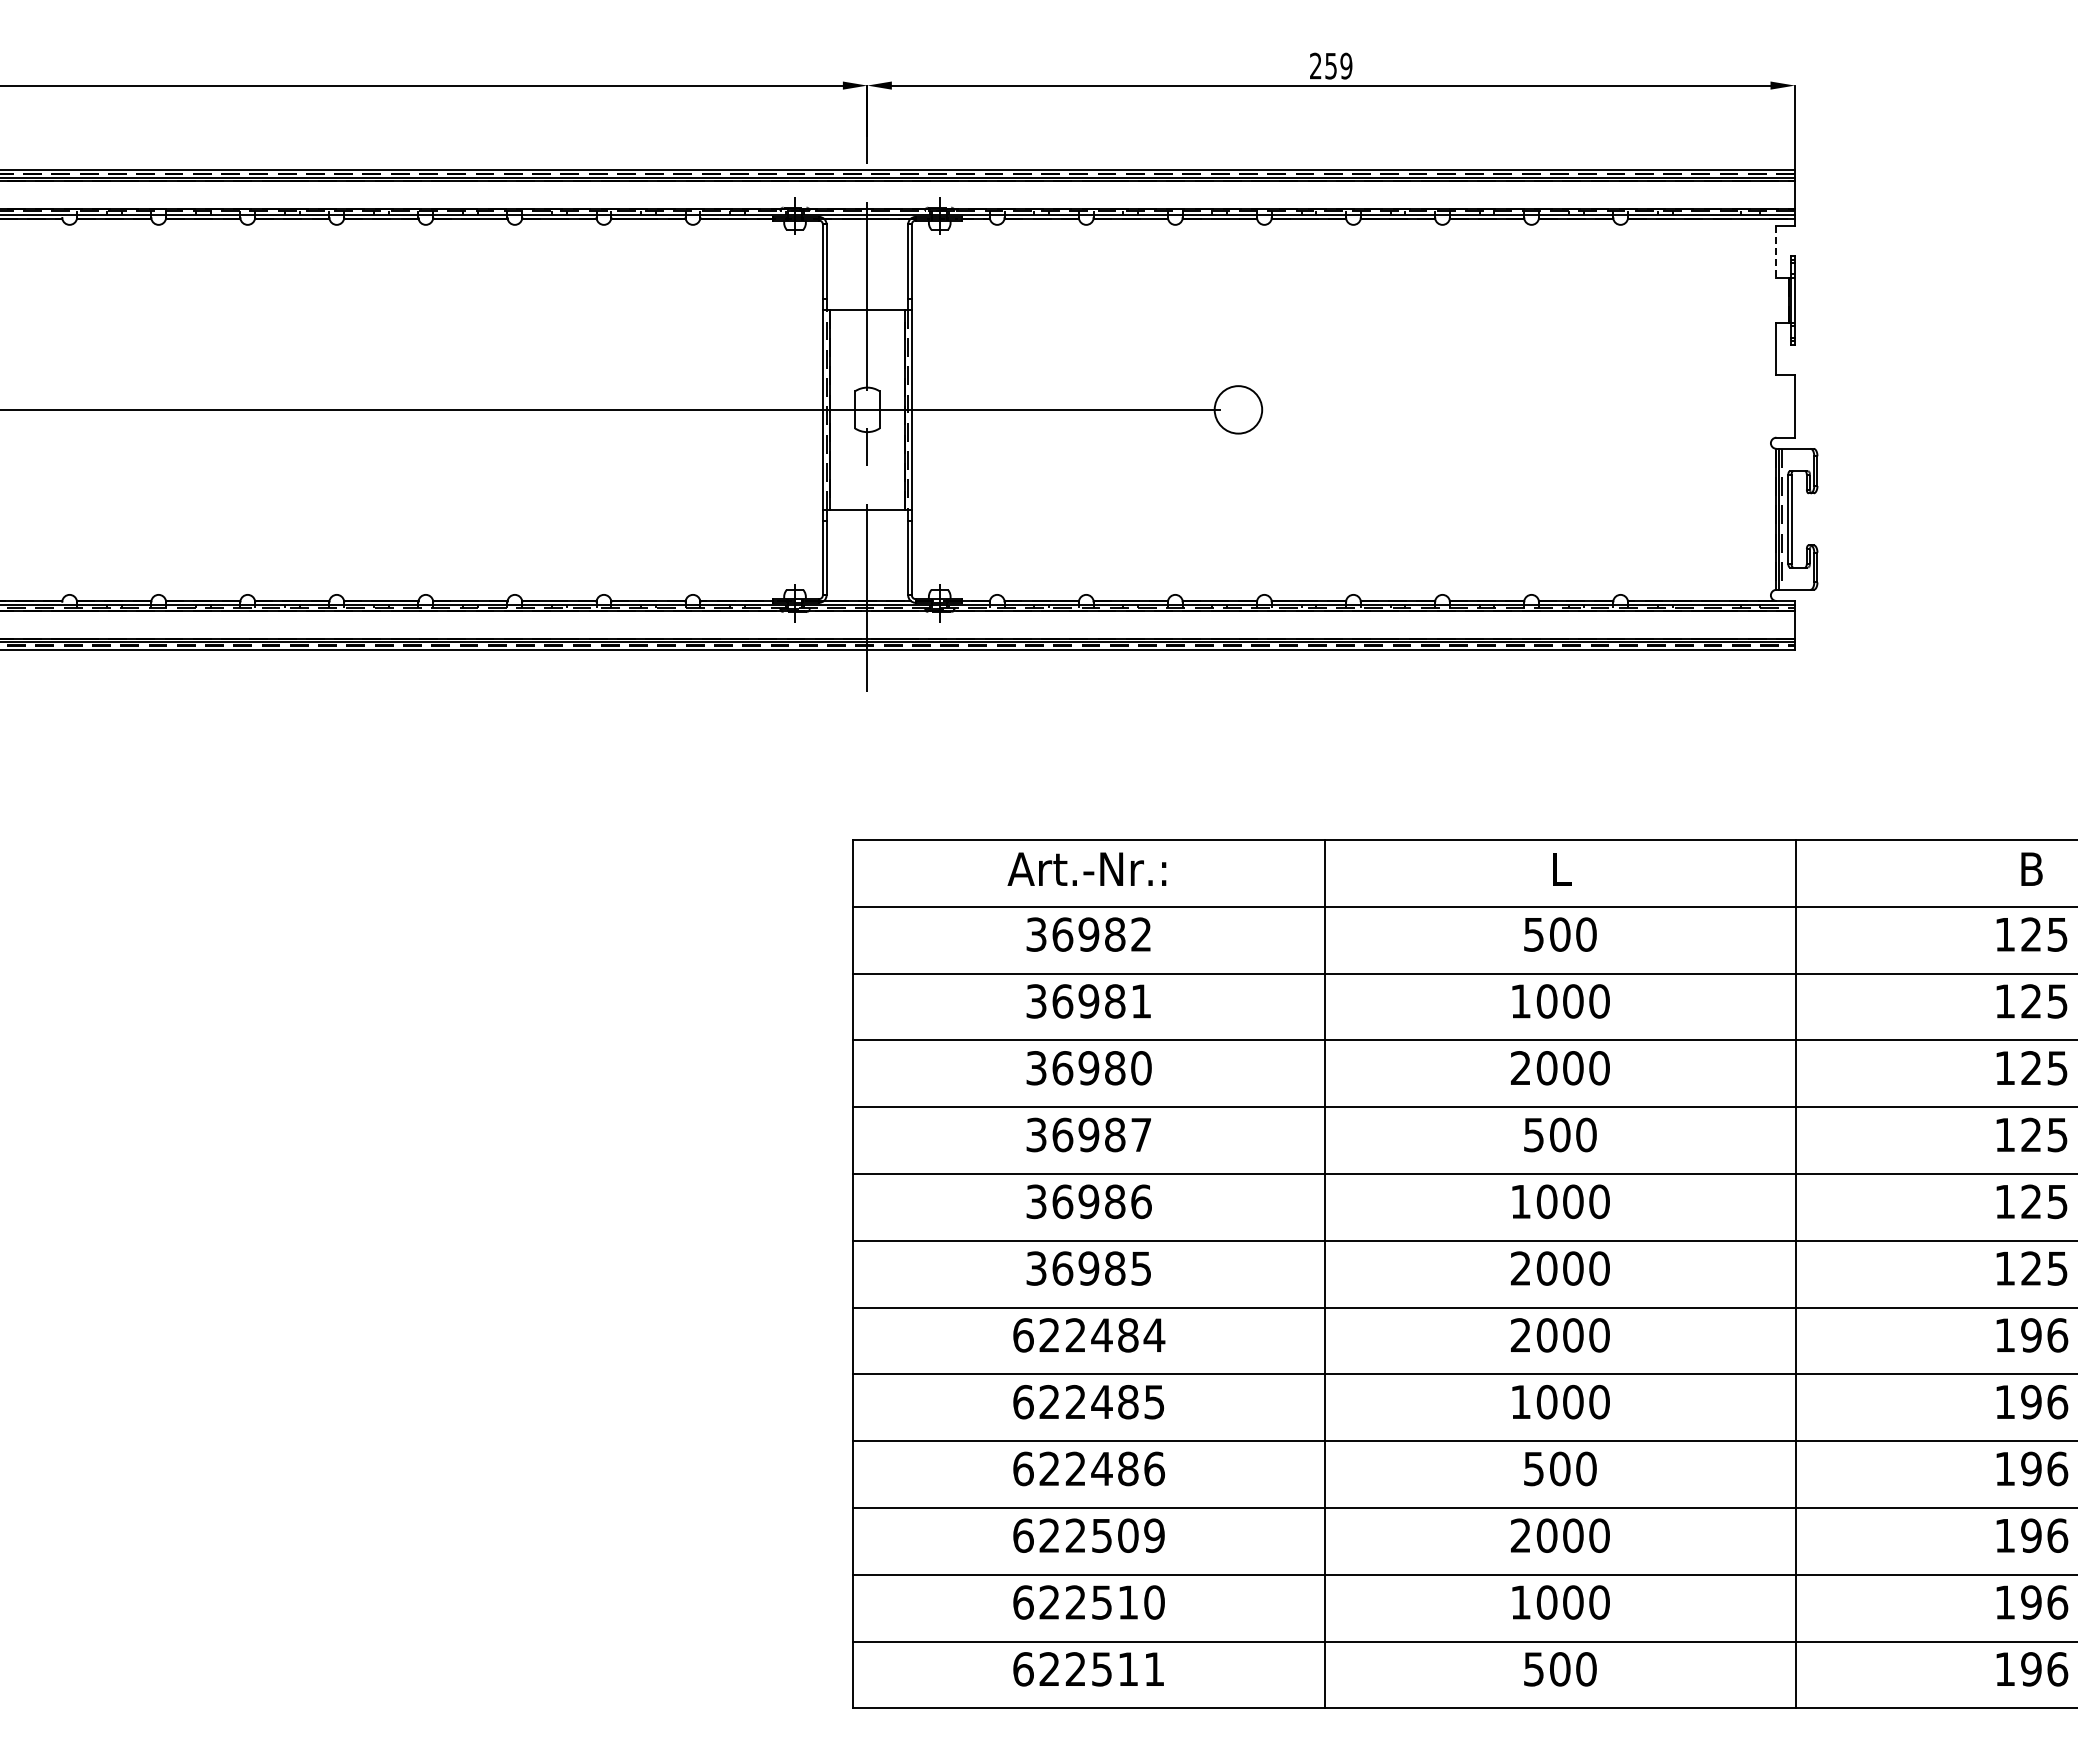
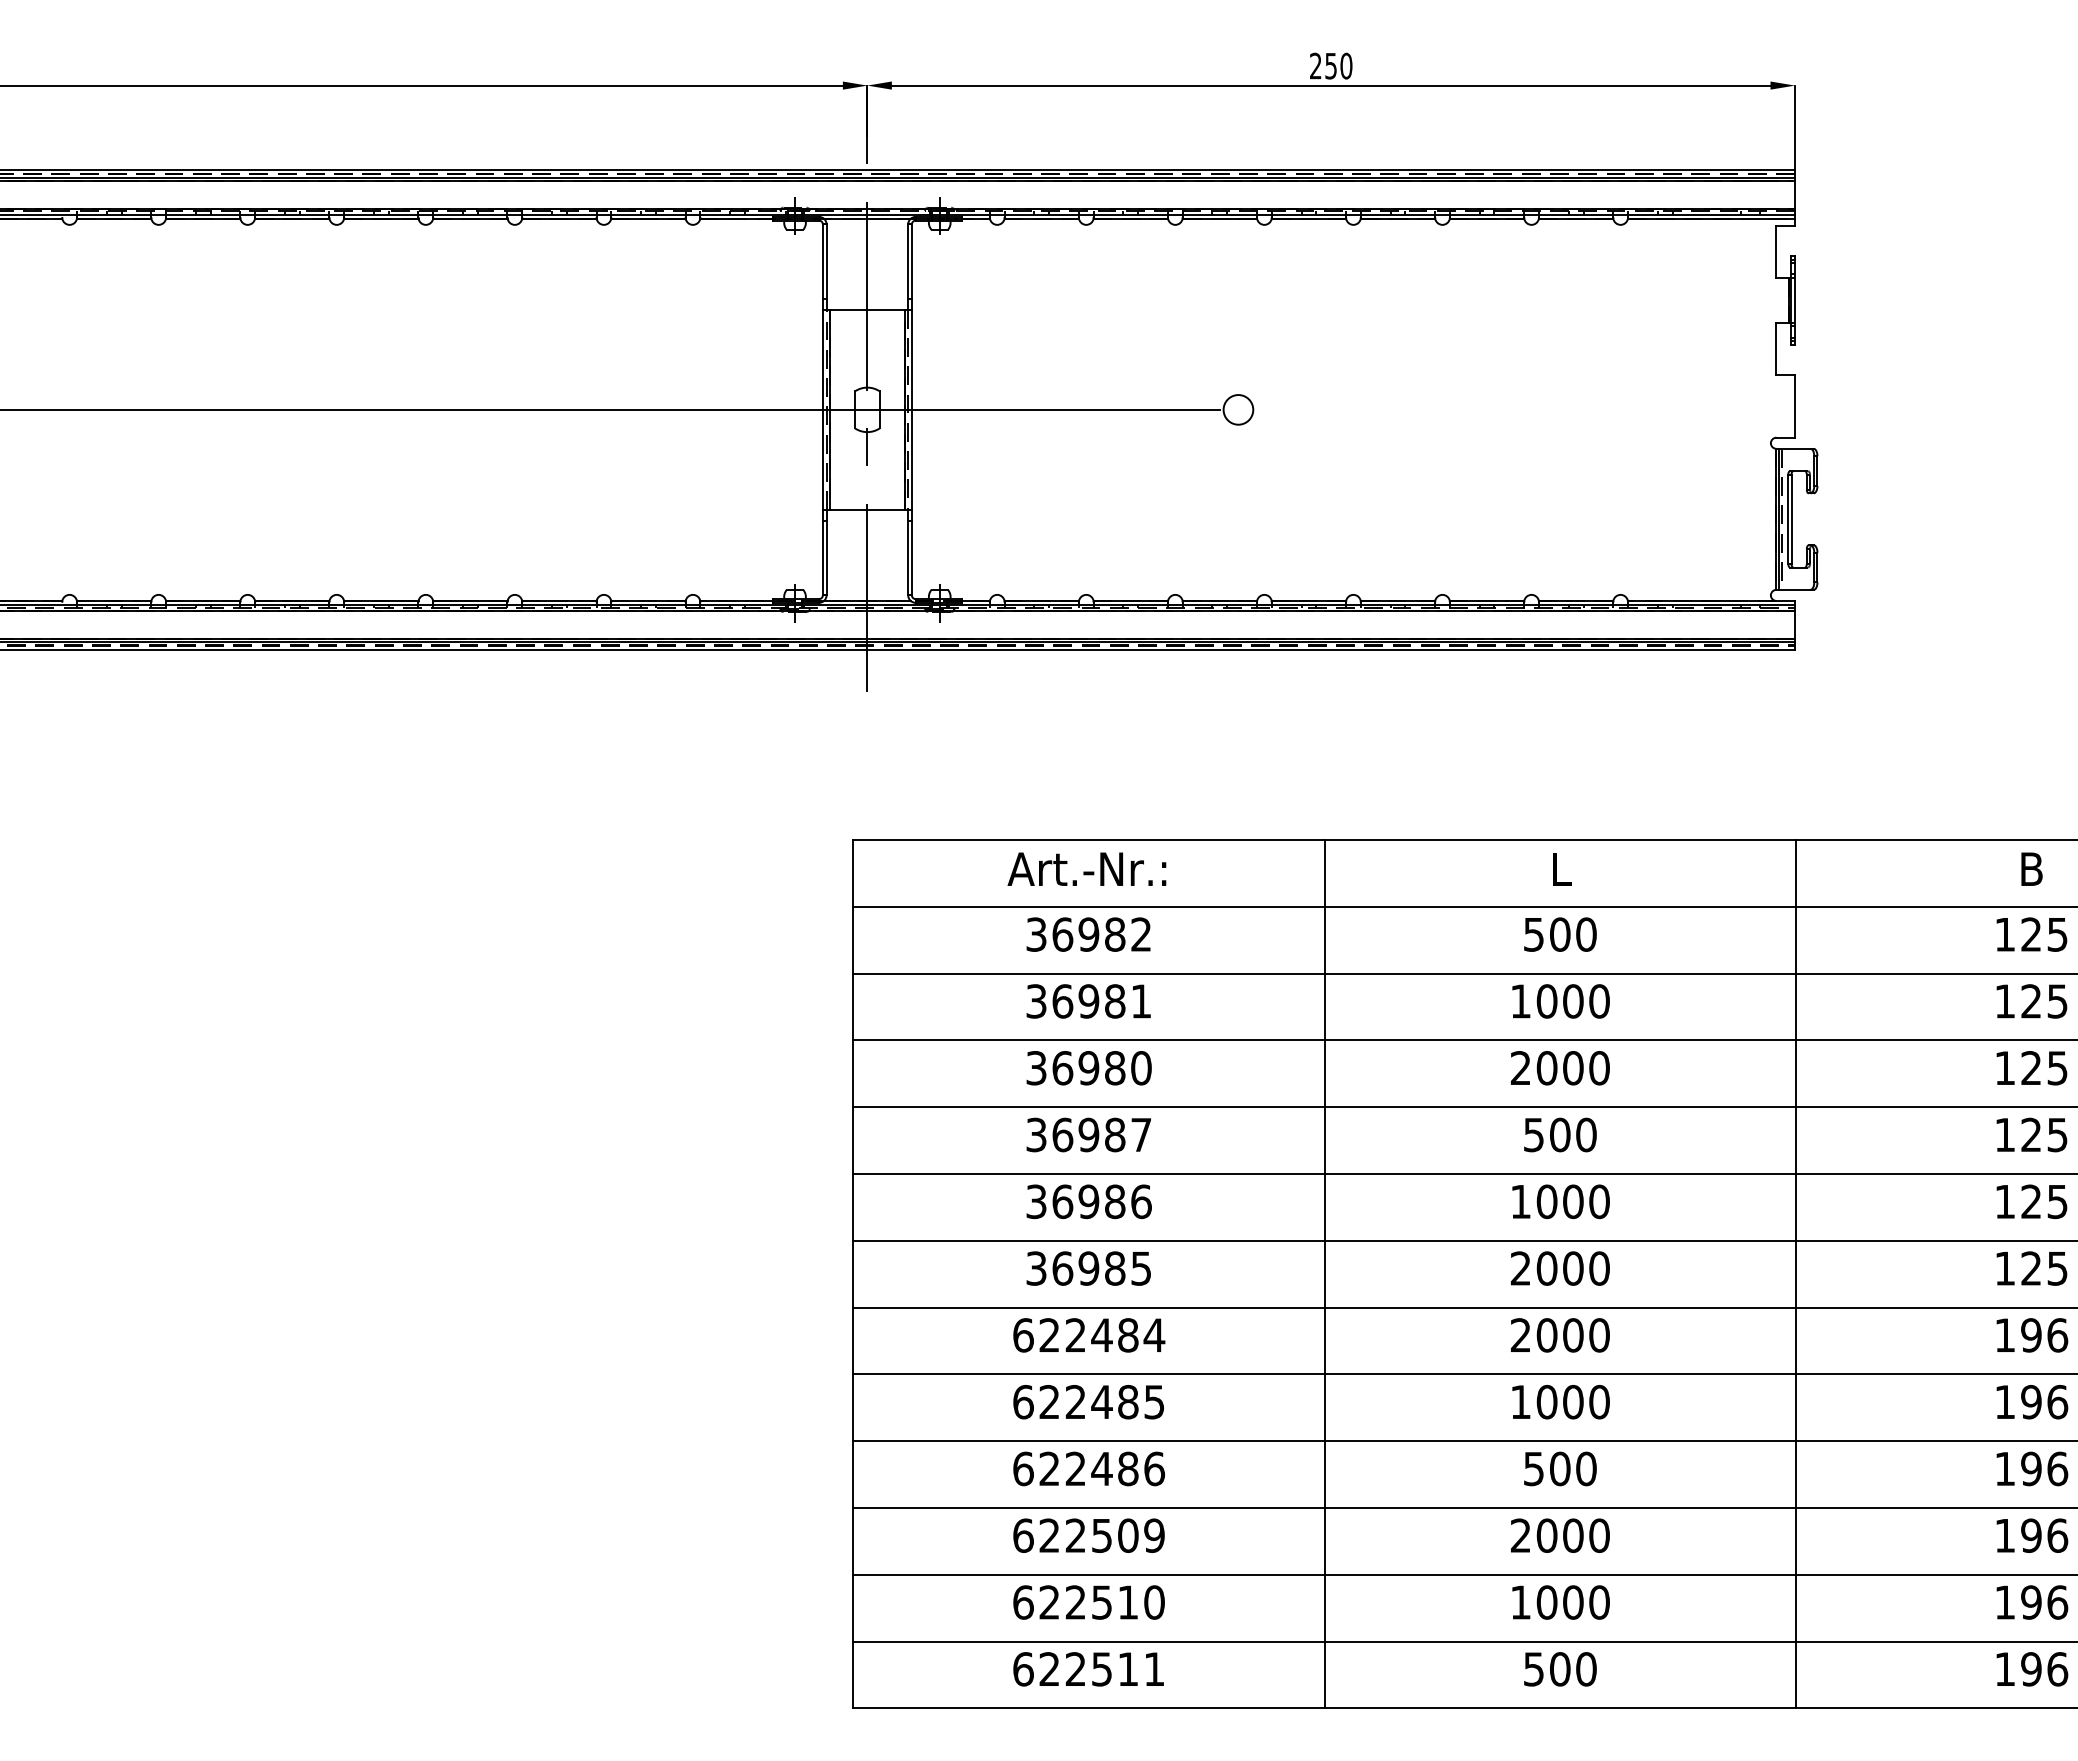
text: 259 -> 250 (1346, 66)
line: dashed -> solid (1776, 252)
circle diameter: 47 px -> 30 px (1238, 409)
